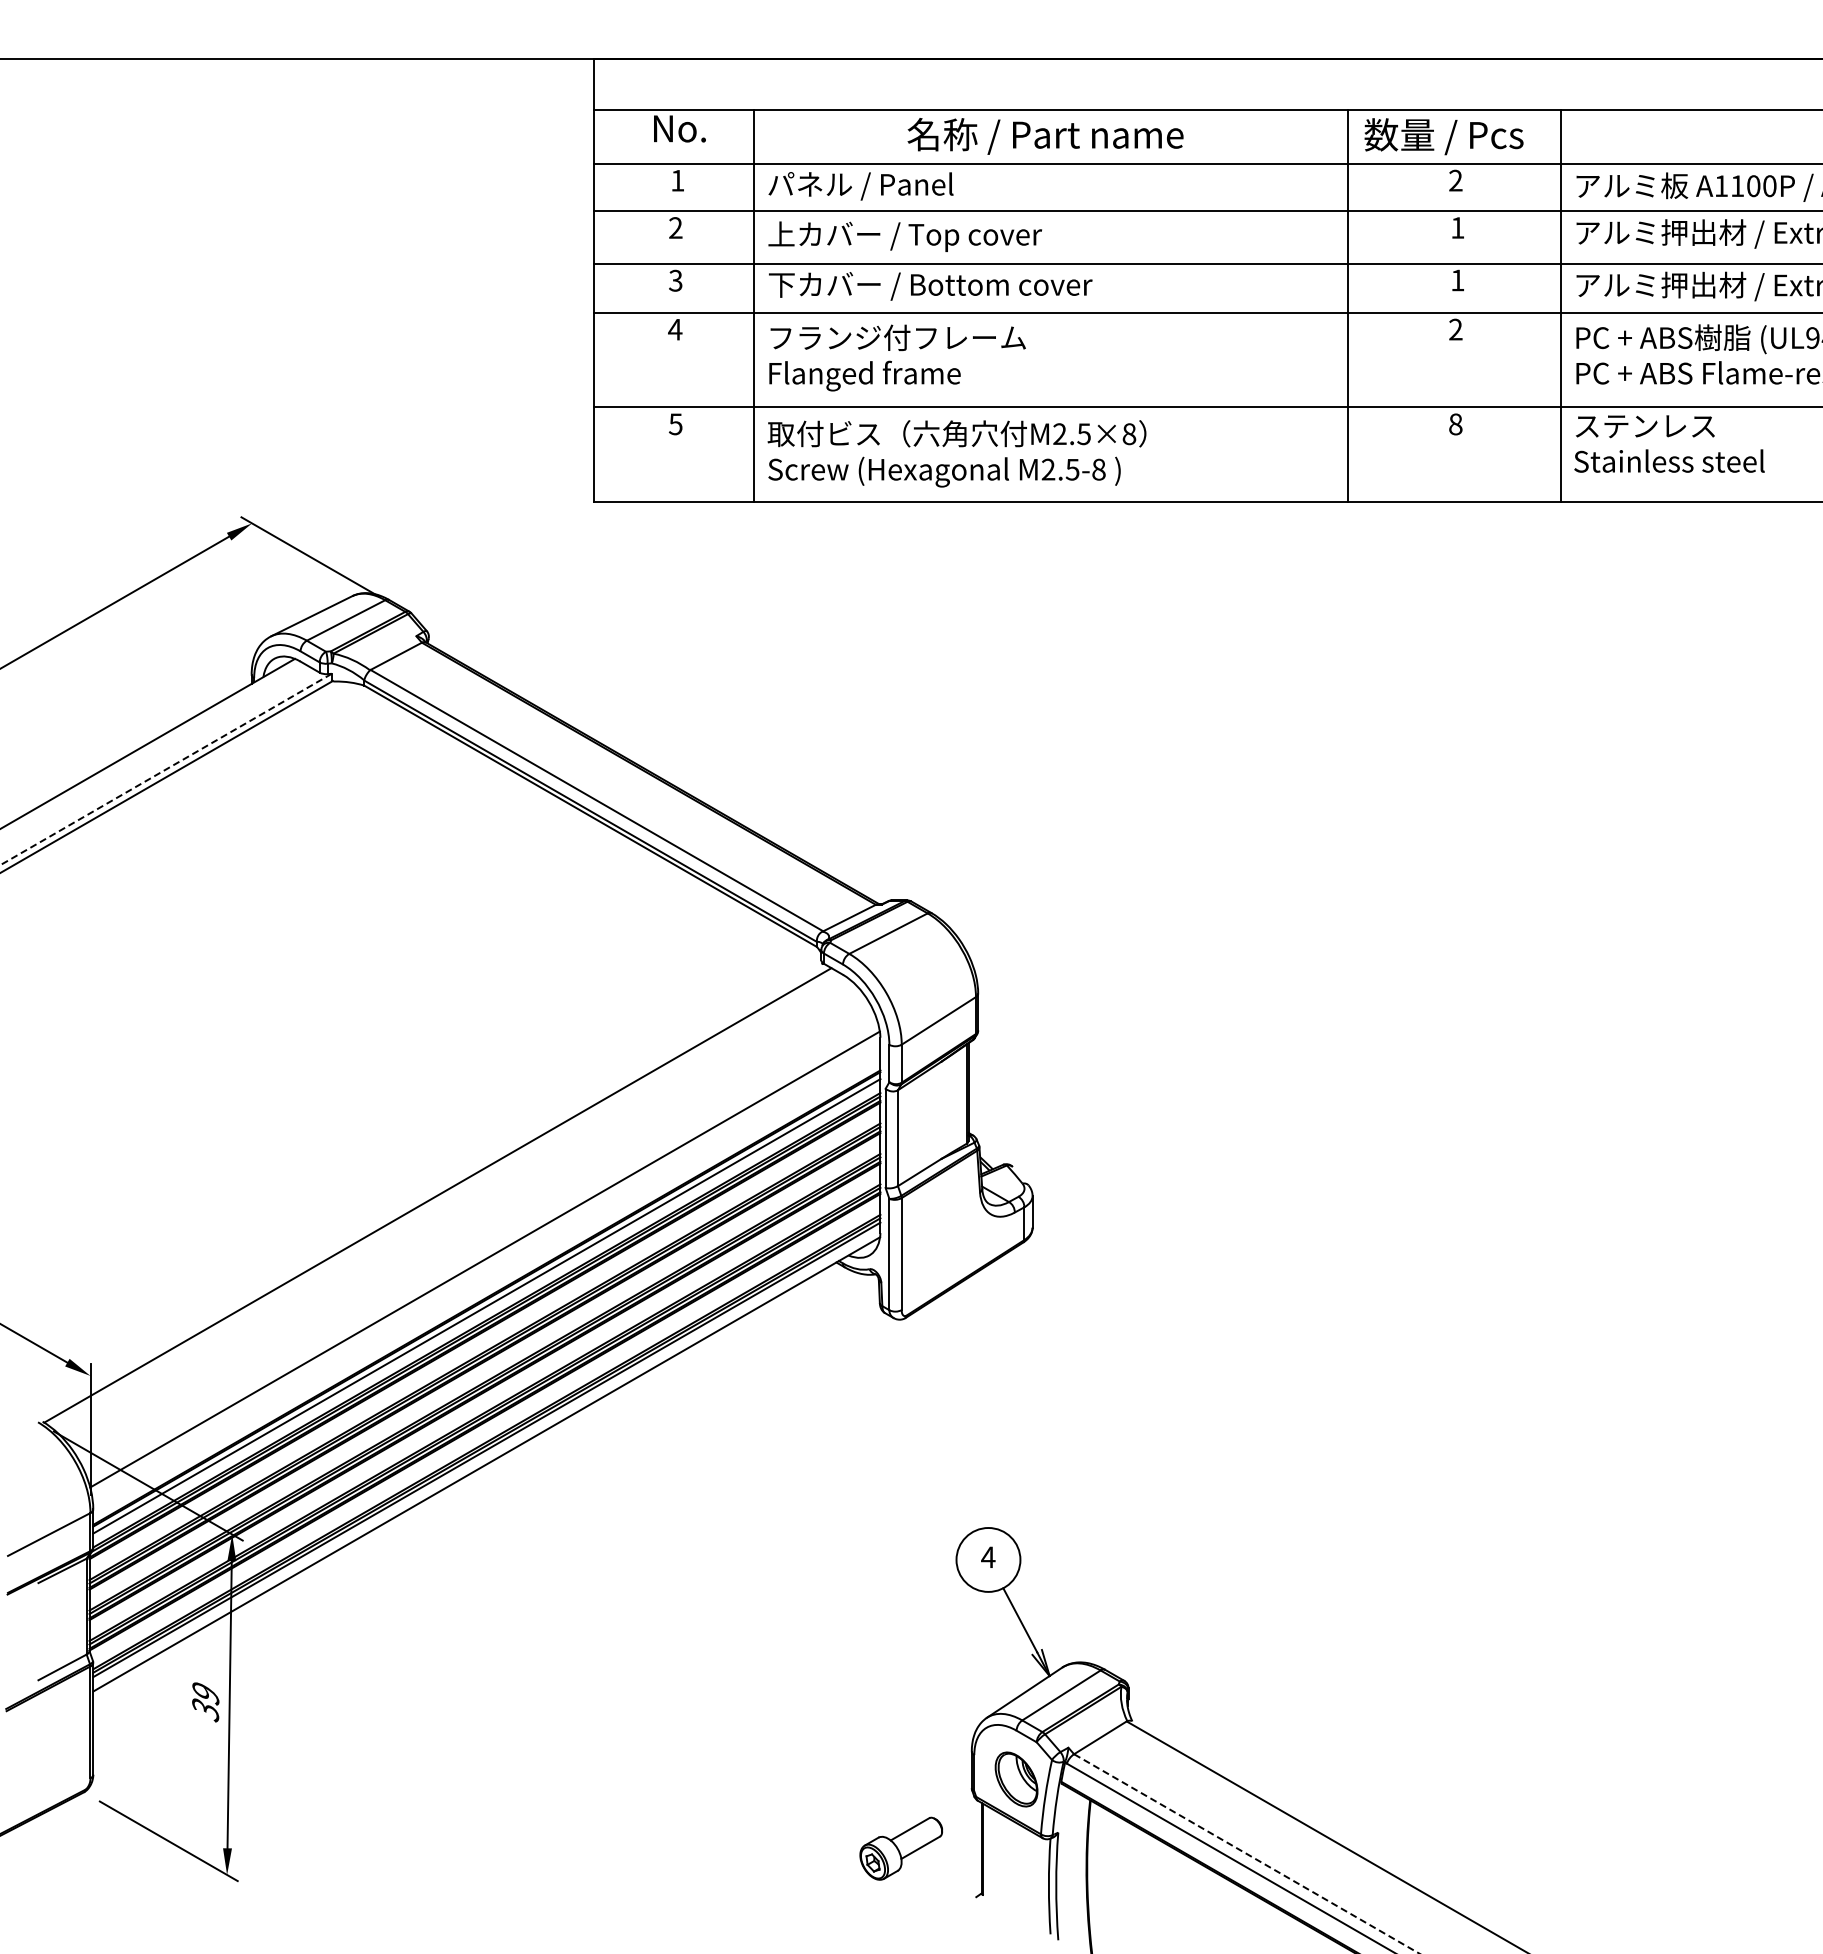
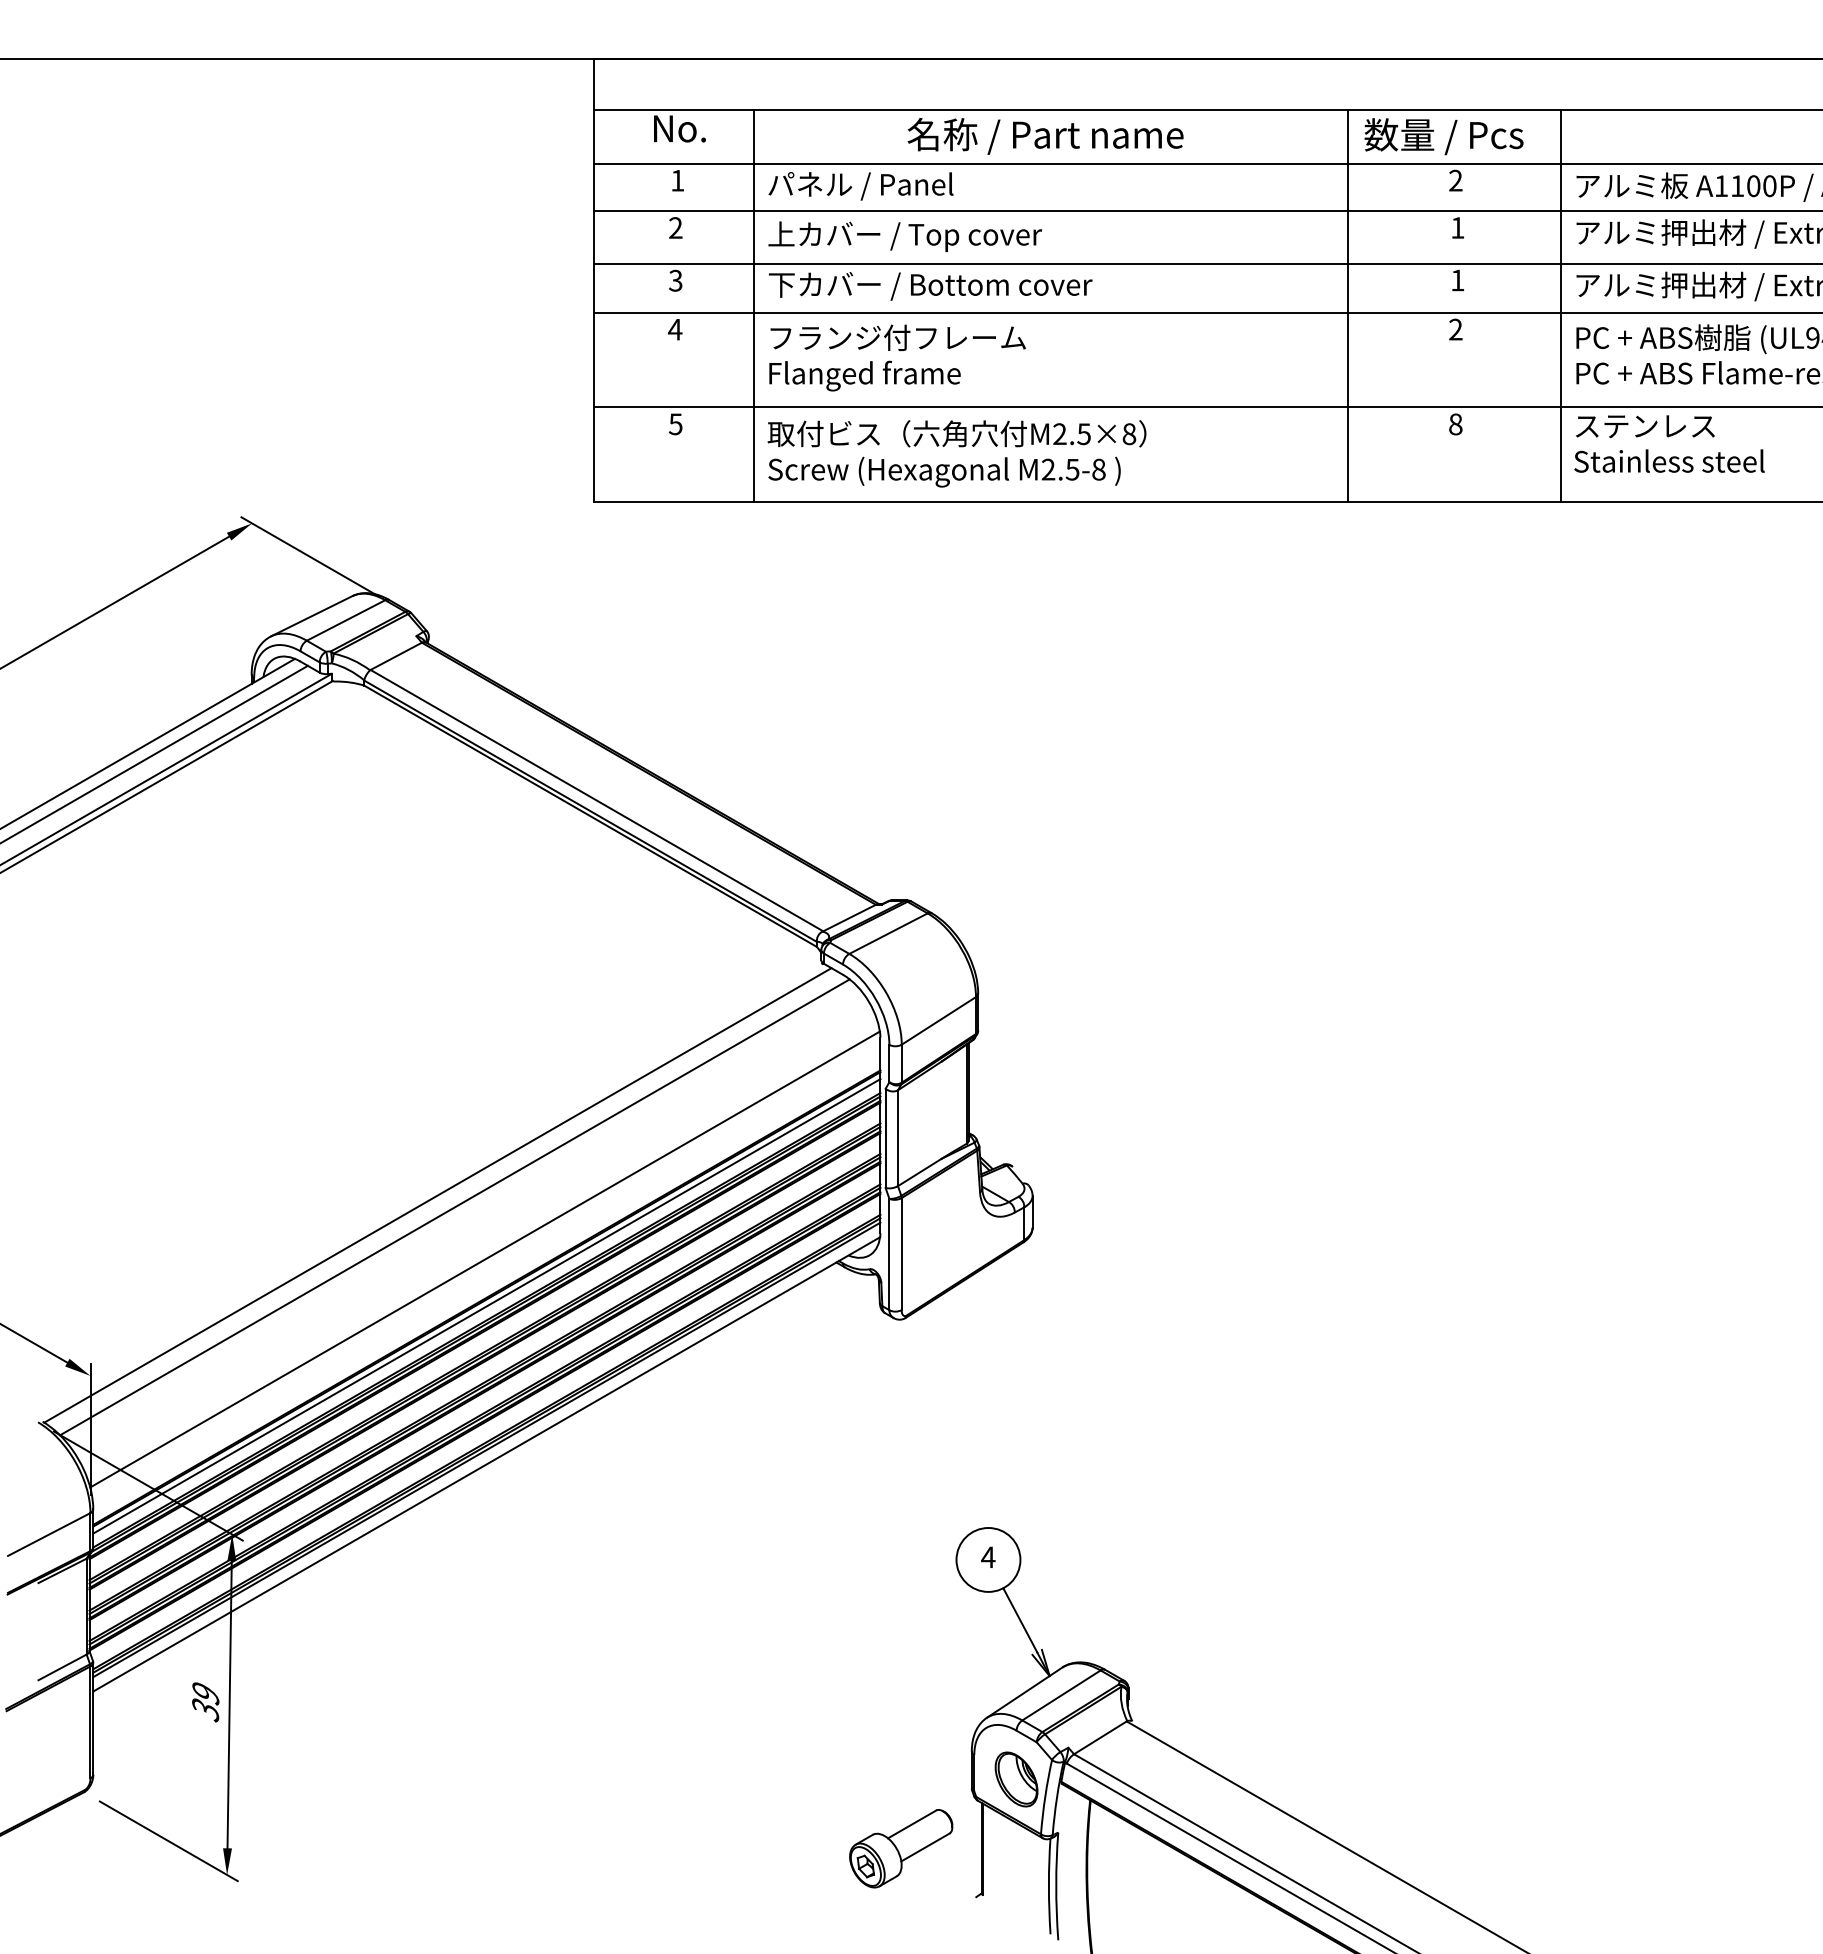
line: none -> present (154, 753)
line: dashed -> solid (165, 769)
line: none -> present (454, 1207)
part size: 84x65 px -> 105x80 px (901, 1848)
line: dashed -> solid (1247, 1854)
